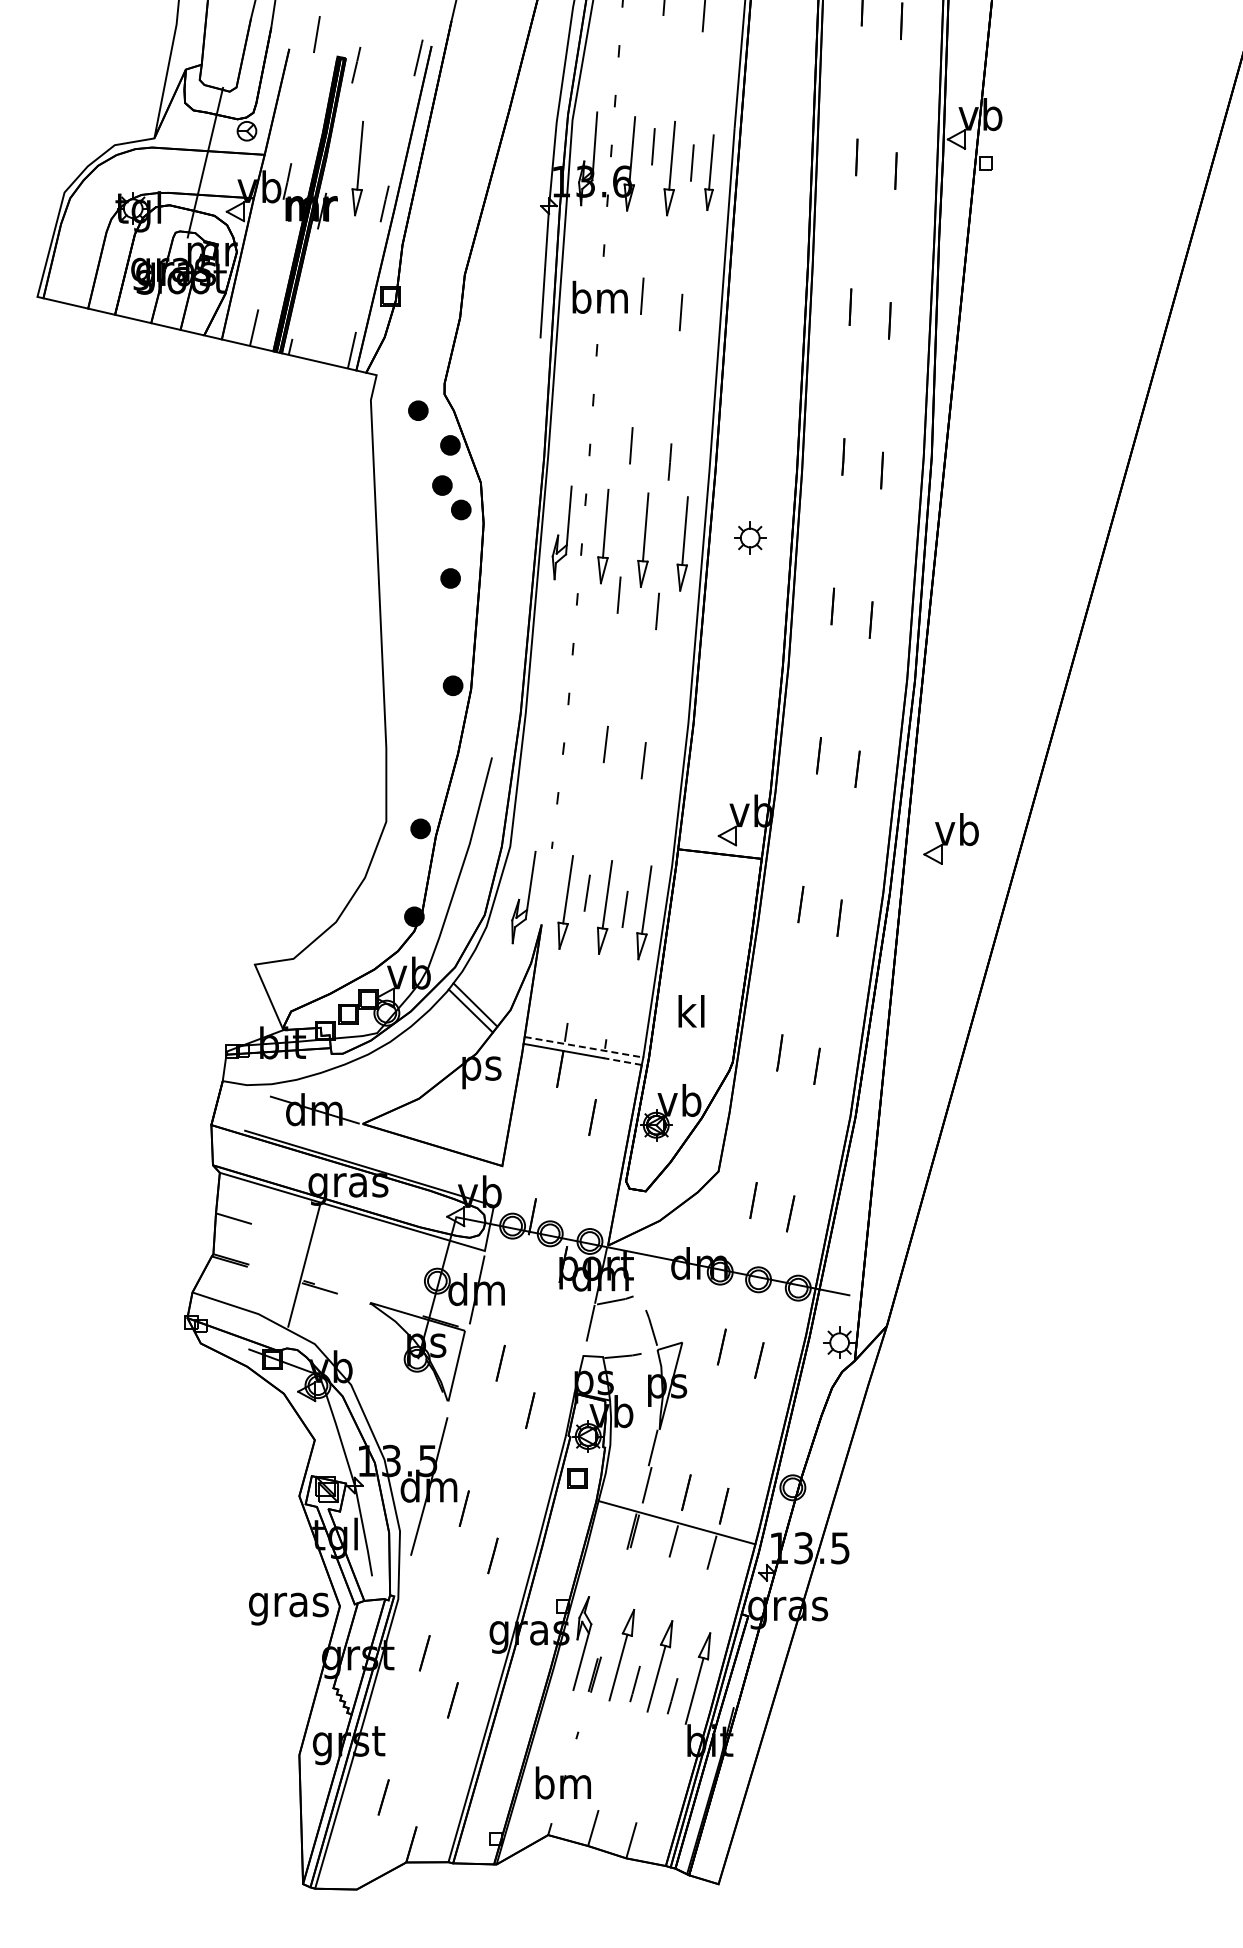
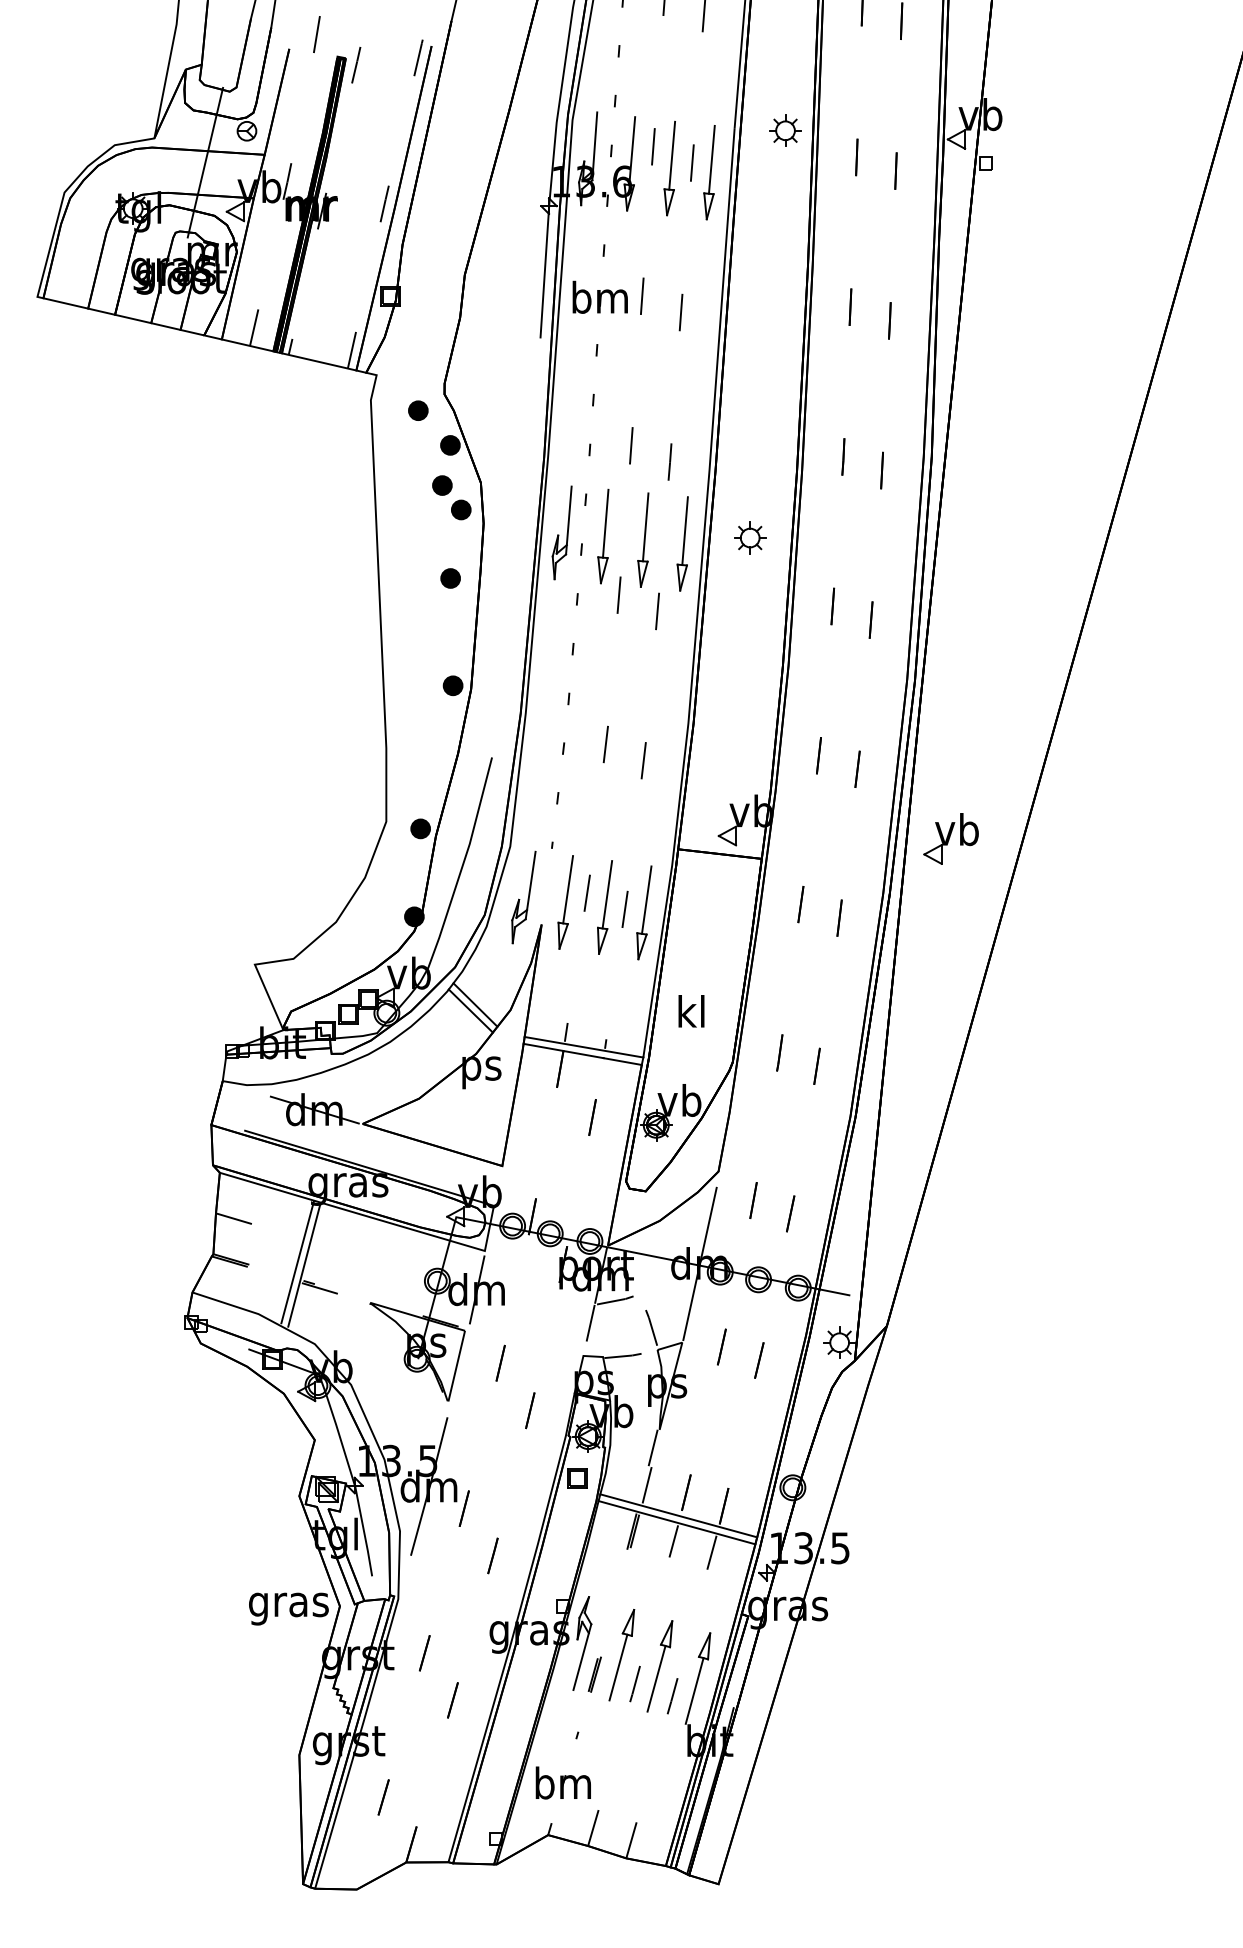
part: none -> present (785, 130)
part: present -> none (357, 168)
part size: 11x77 px -> 13x96 px (709, 172)
line: dashed -> solid (584, 1047)
line: dashed -> solid (622, 1061)
line: none -> present (297, 1262)
line: none -> present (699, 1263)
line: none -> present (678, 1515)
